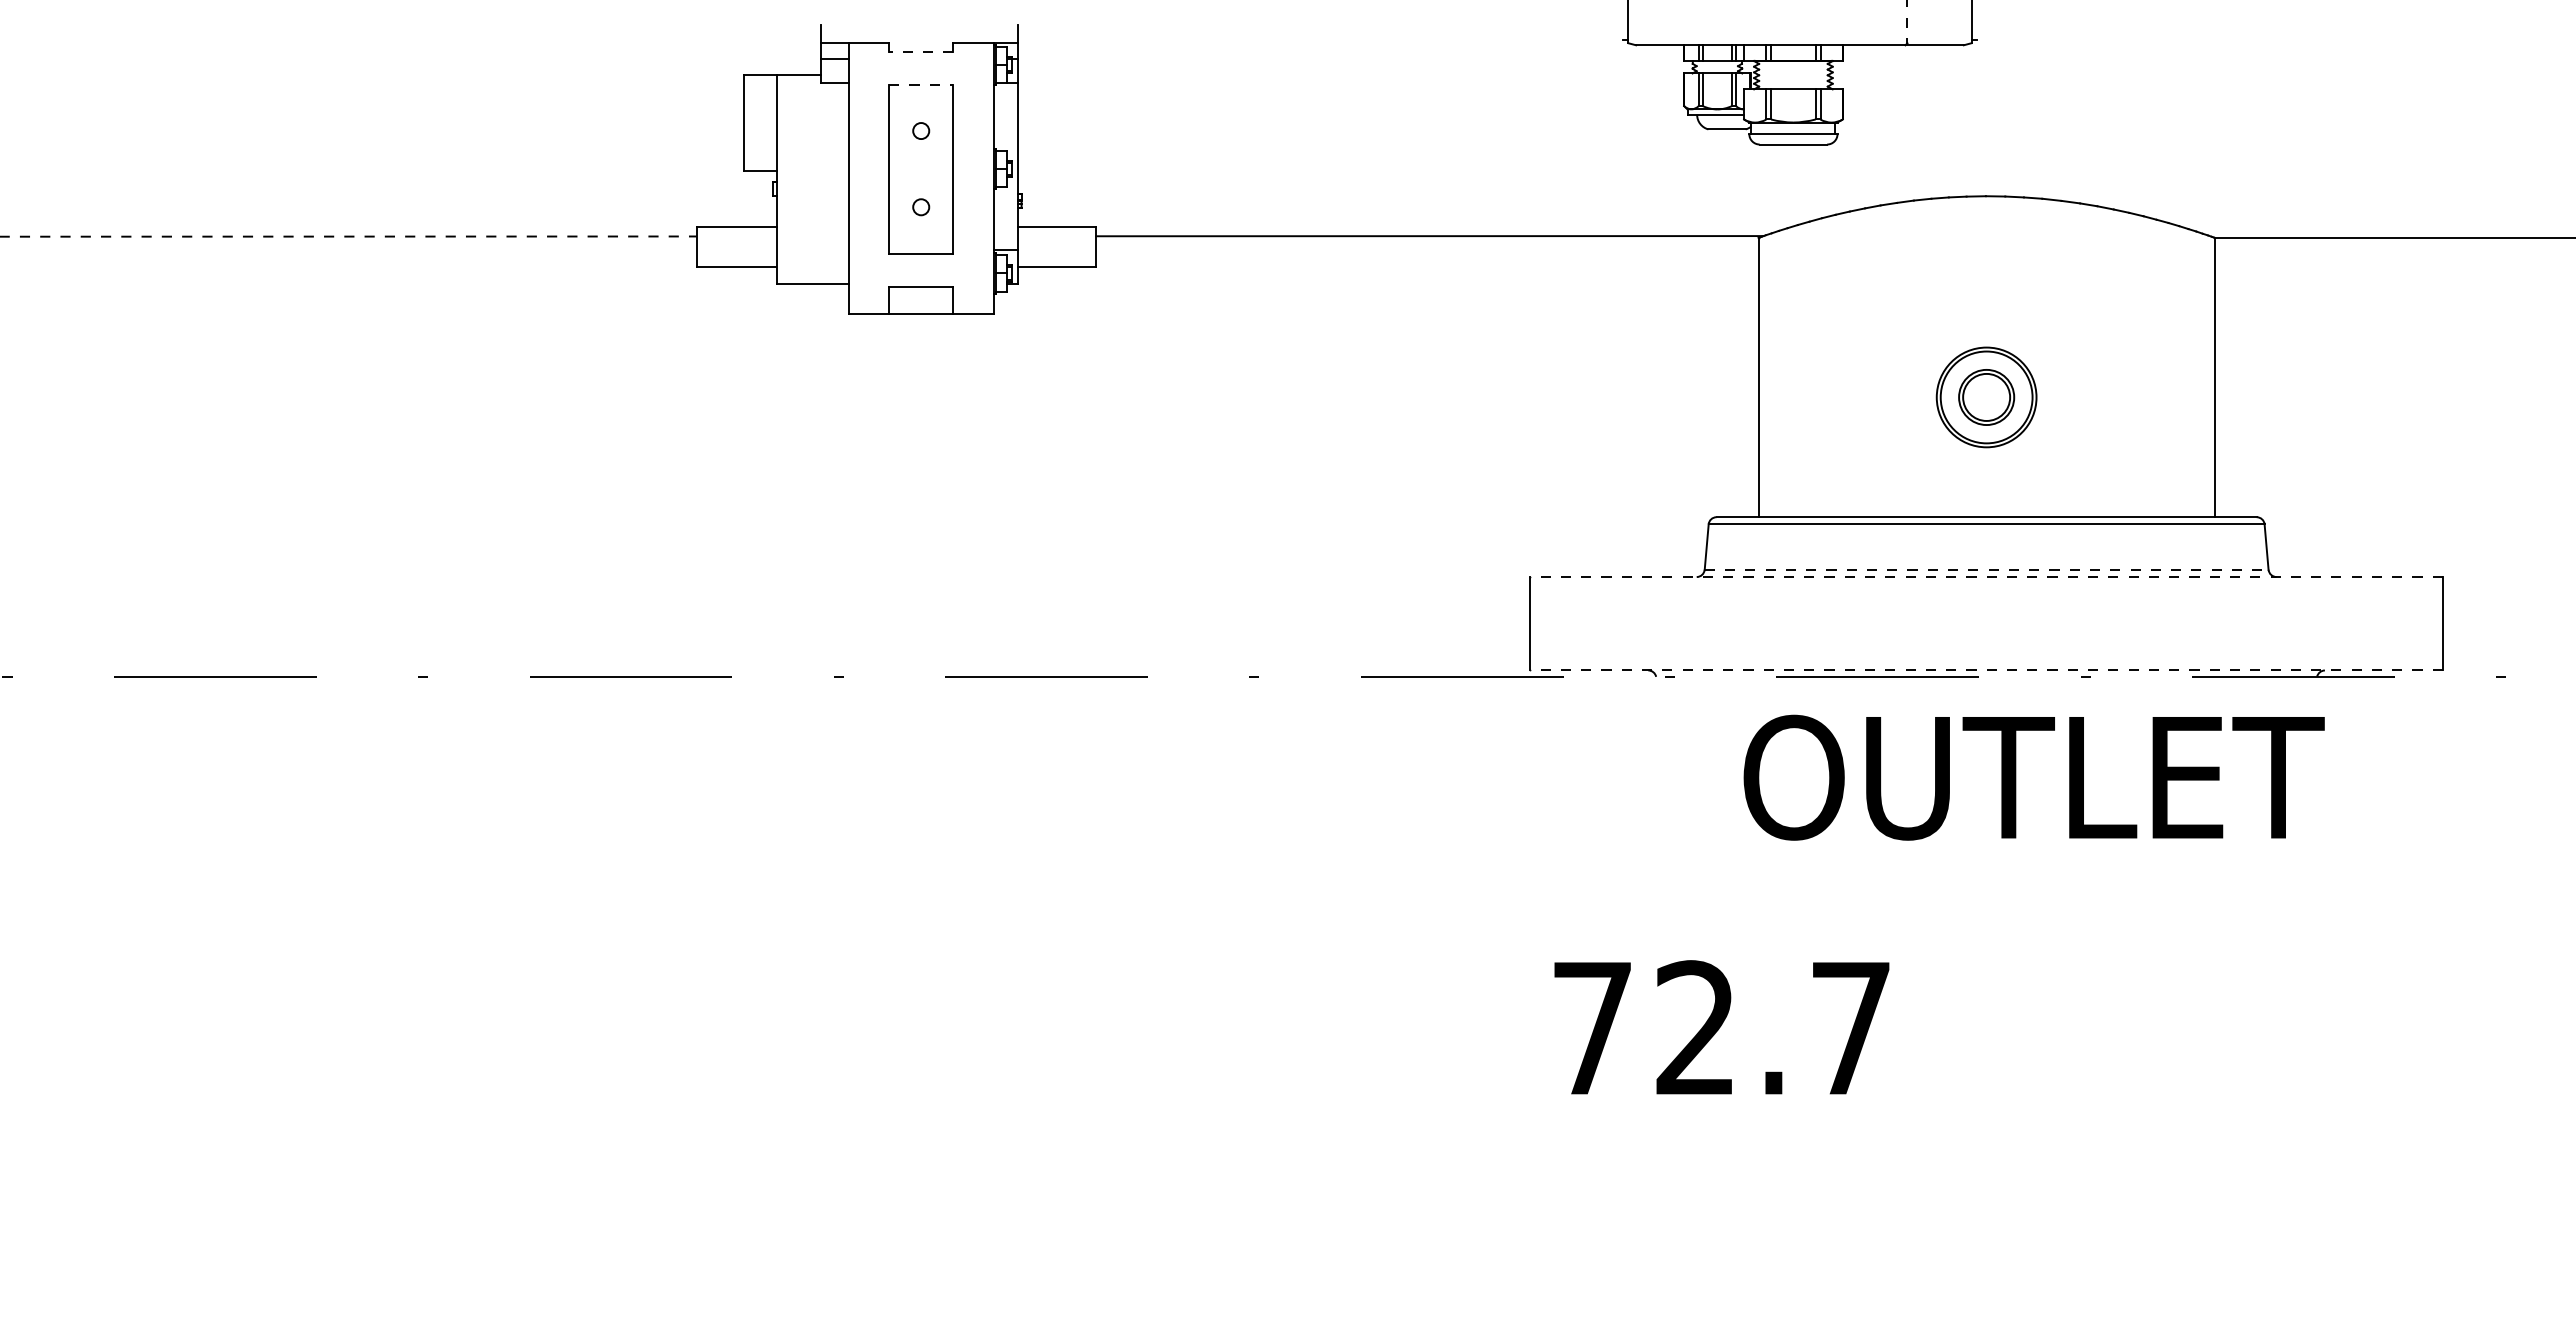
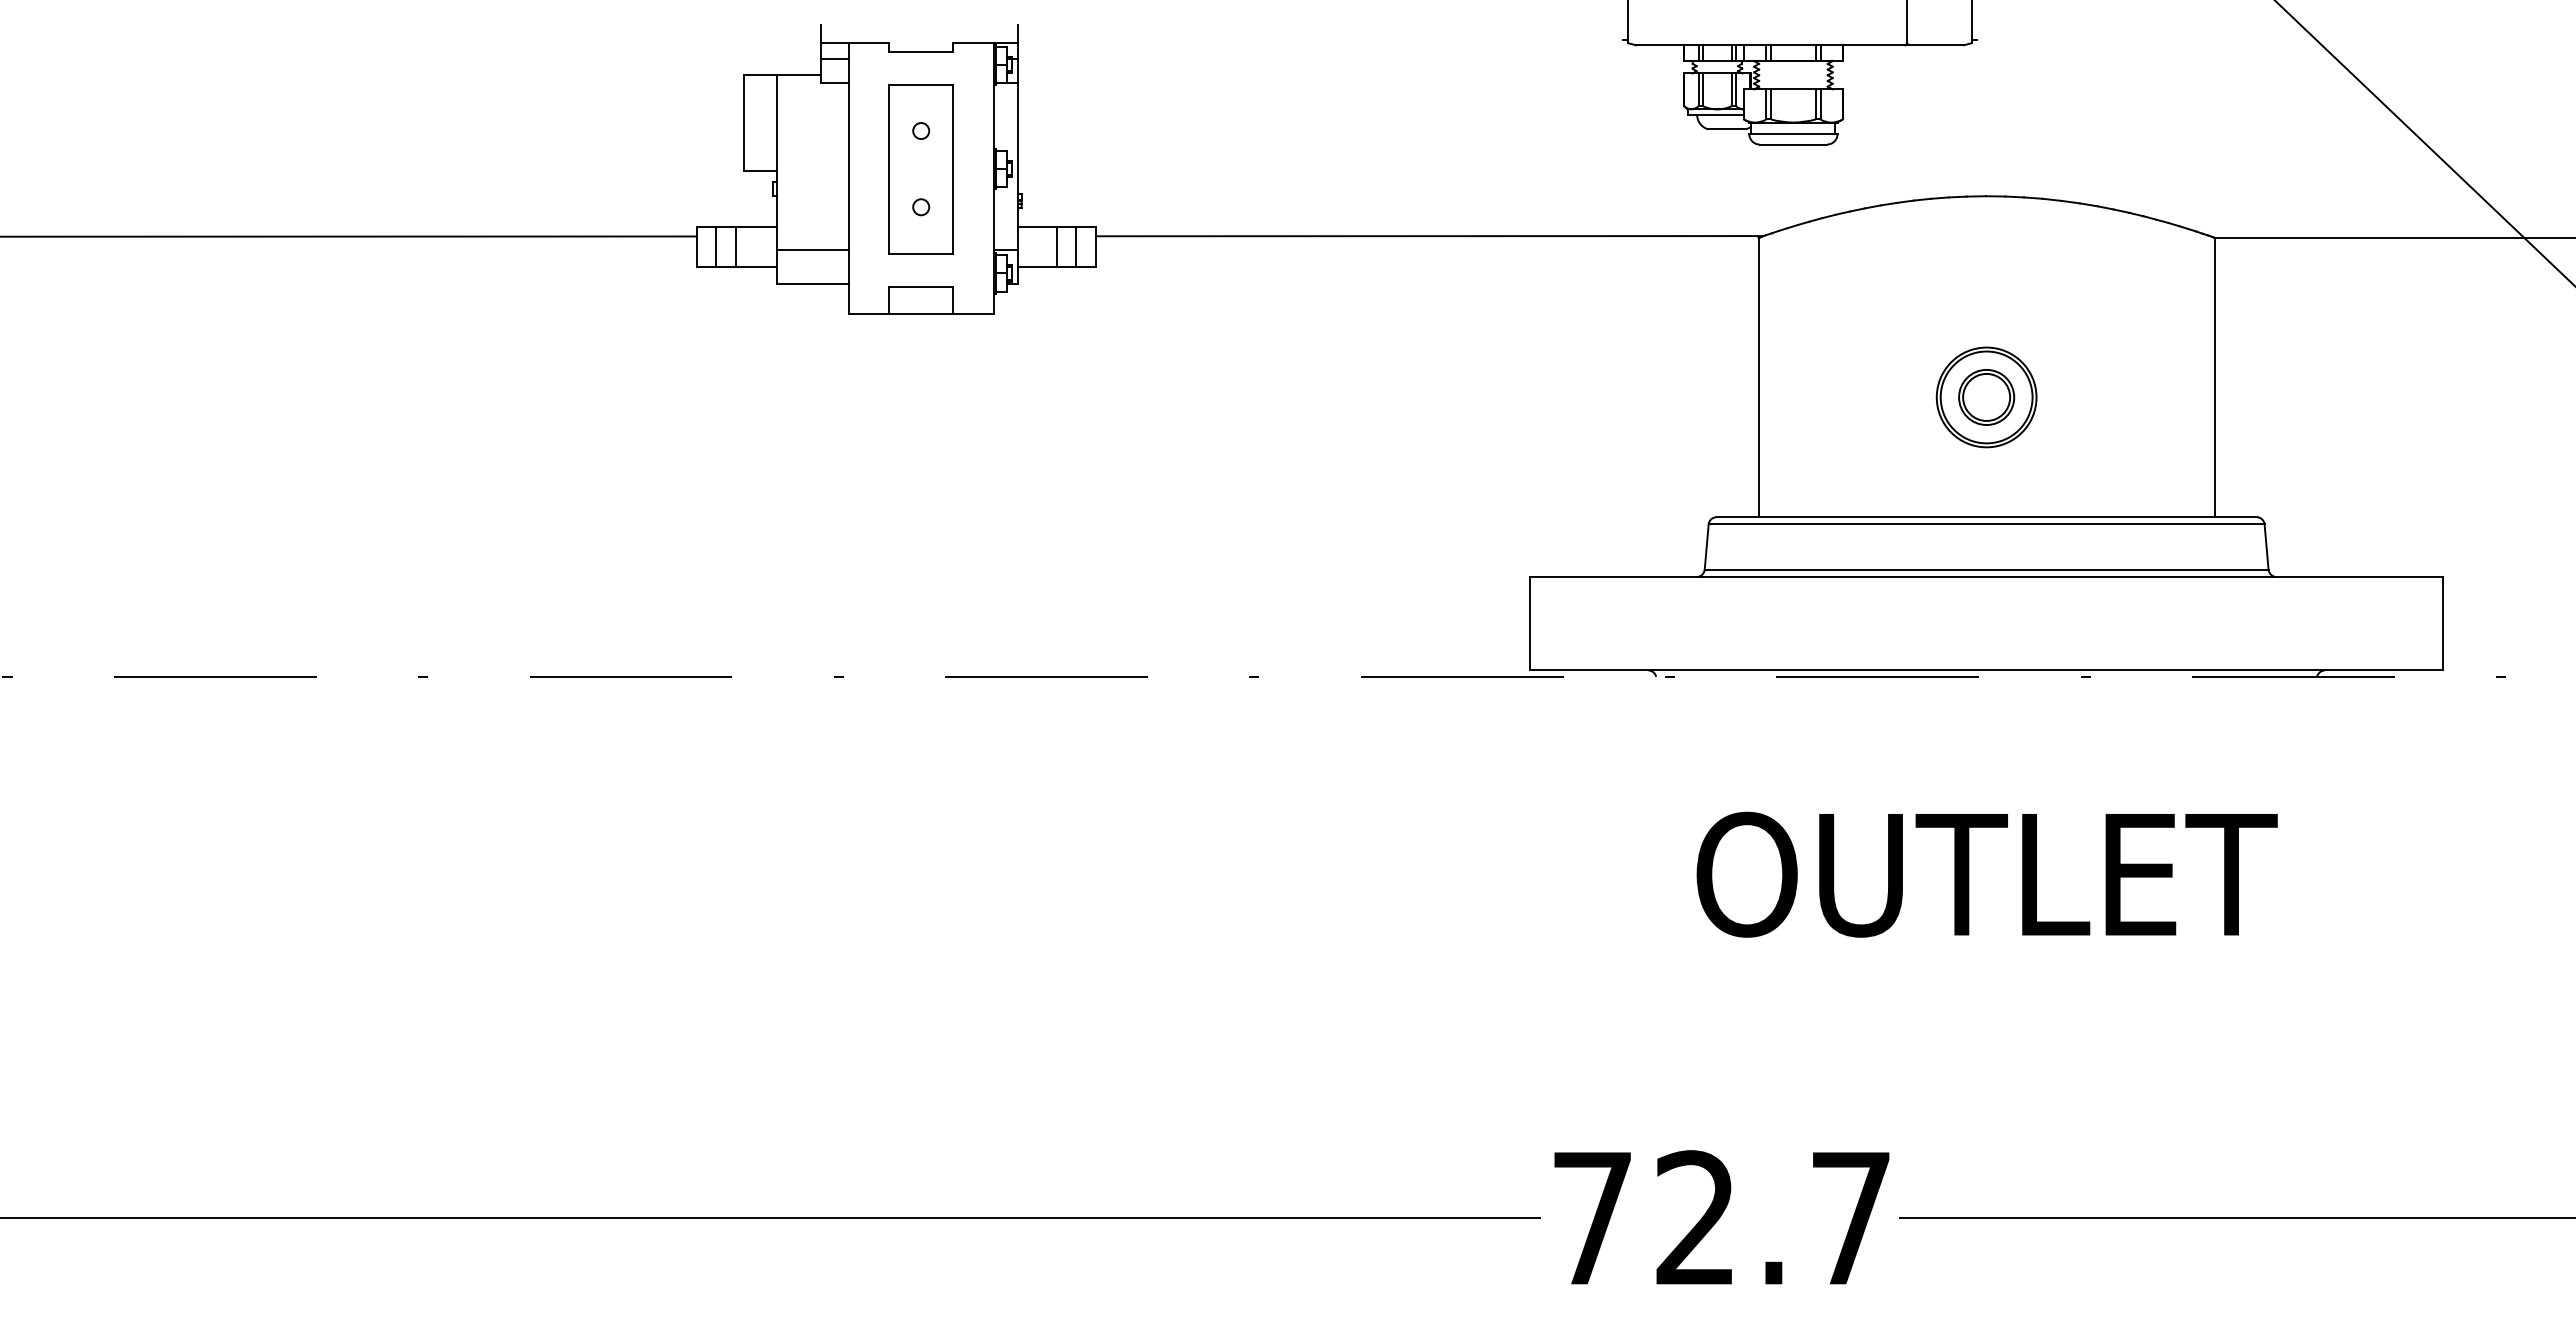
line: dashed -> solid (1907, 23)
line: dashed -> solid (920, 51)
line: dashed -> solid (921, 84)
line: none -> present (2424, 142)
line: dashed -> solid (348, 236)
line: none -> present (716, 247)
line: none -> present (736, 247)
line: none -> present (1056, 247)
line: none -> present (1076, 247)
line: none -> present (812, 250)
line: dashed -> solid (1986, 569)
line: dashed -> solid (1986, 577)
line: dashed -> solid (1986, 670)
text position: (2033, 777) -> (1986, 874) (1986, 874)
text position: (1721, 1027) -> (1721, 1217) (1721, 1217)
line: none -> present (770, 1218)
line: none -> present (2236, 1218)
